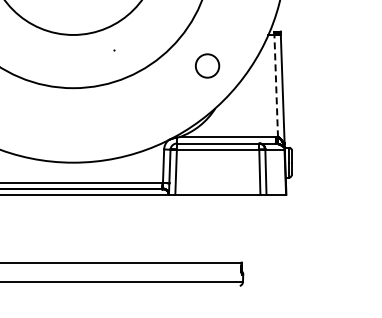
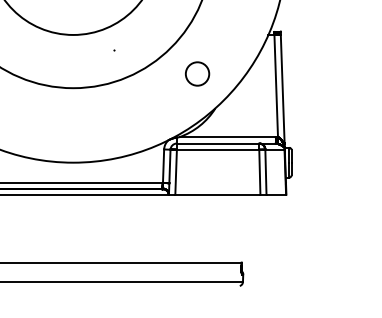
part position: (207, 65) -> (197, 73) (197, 73)
line: dashed -> solid (276, 85)
